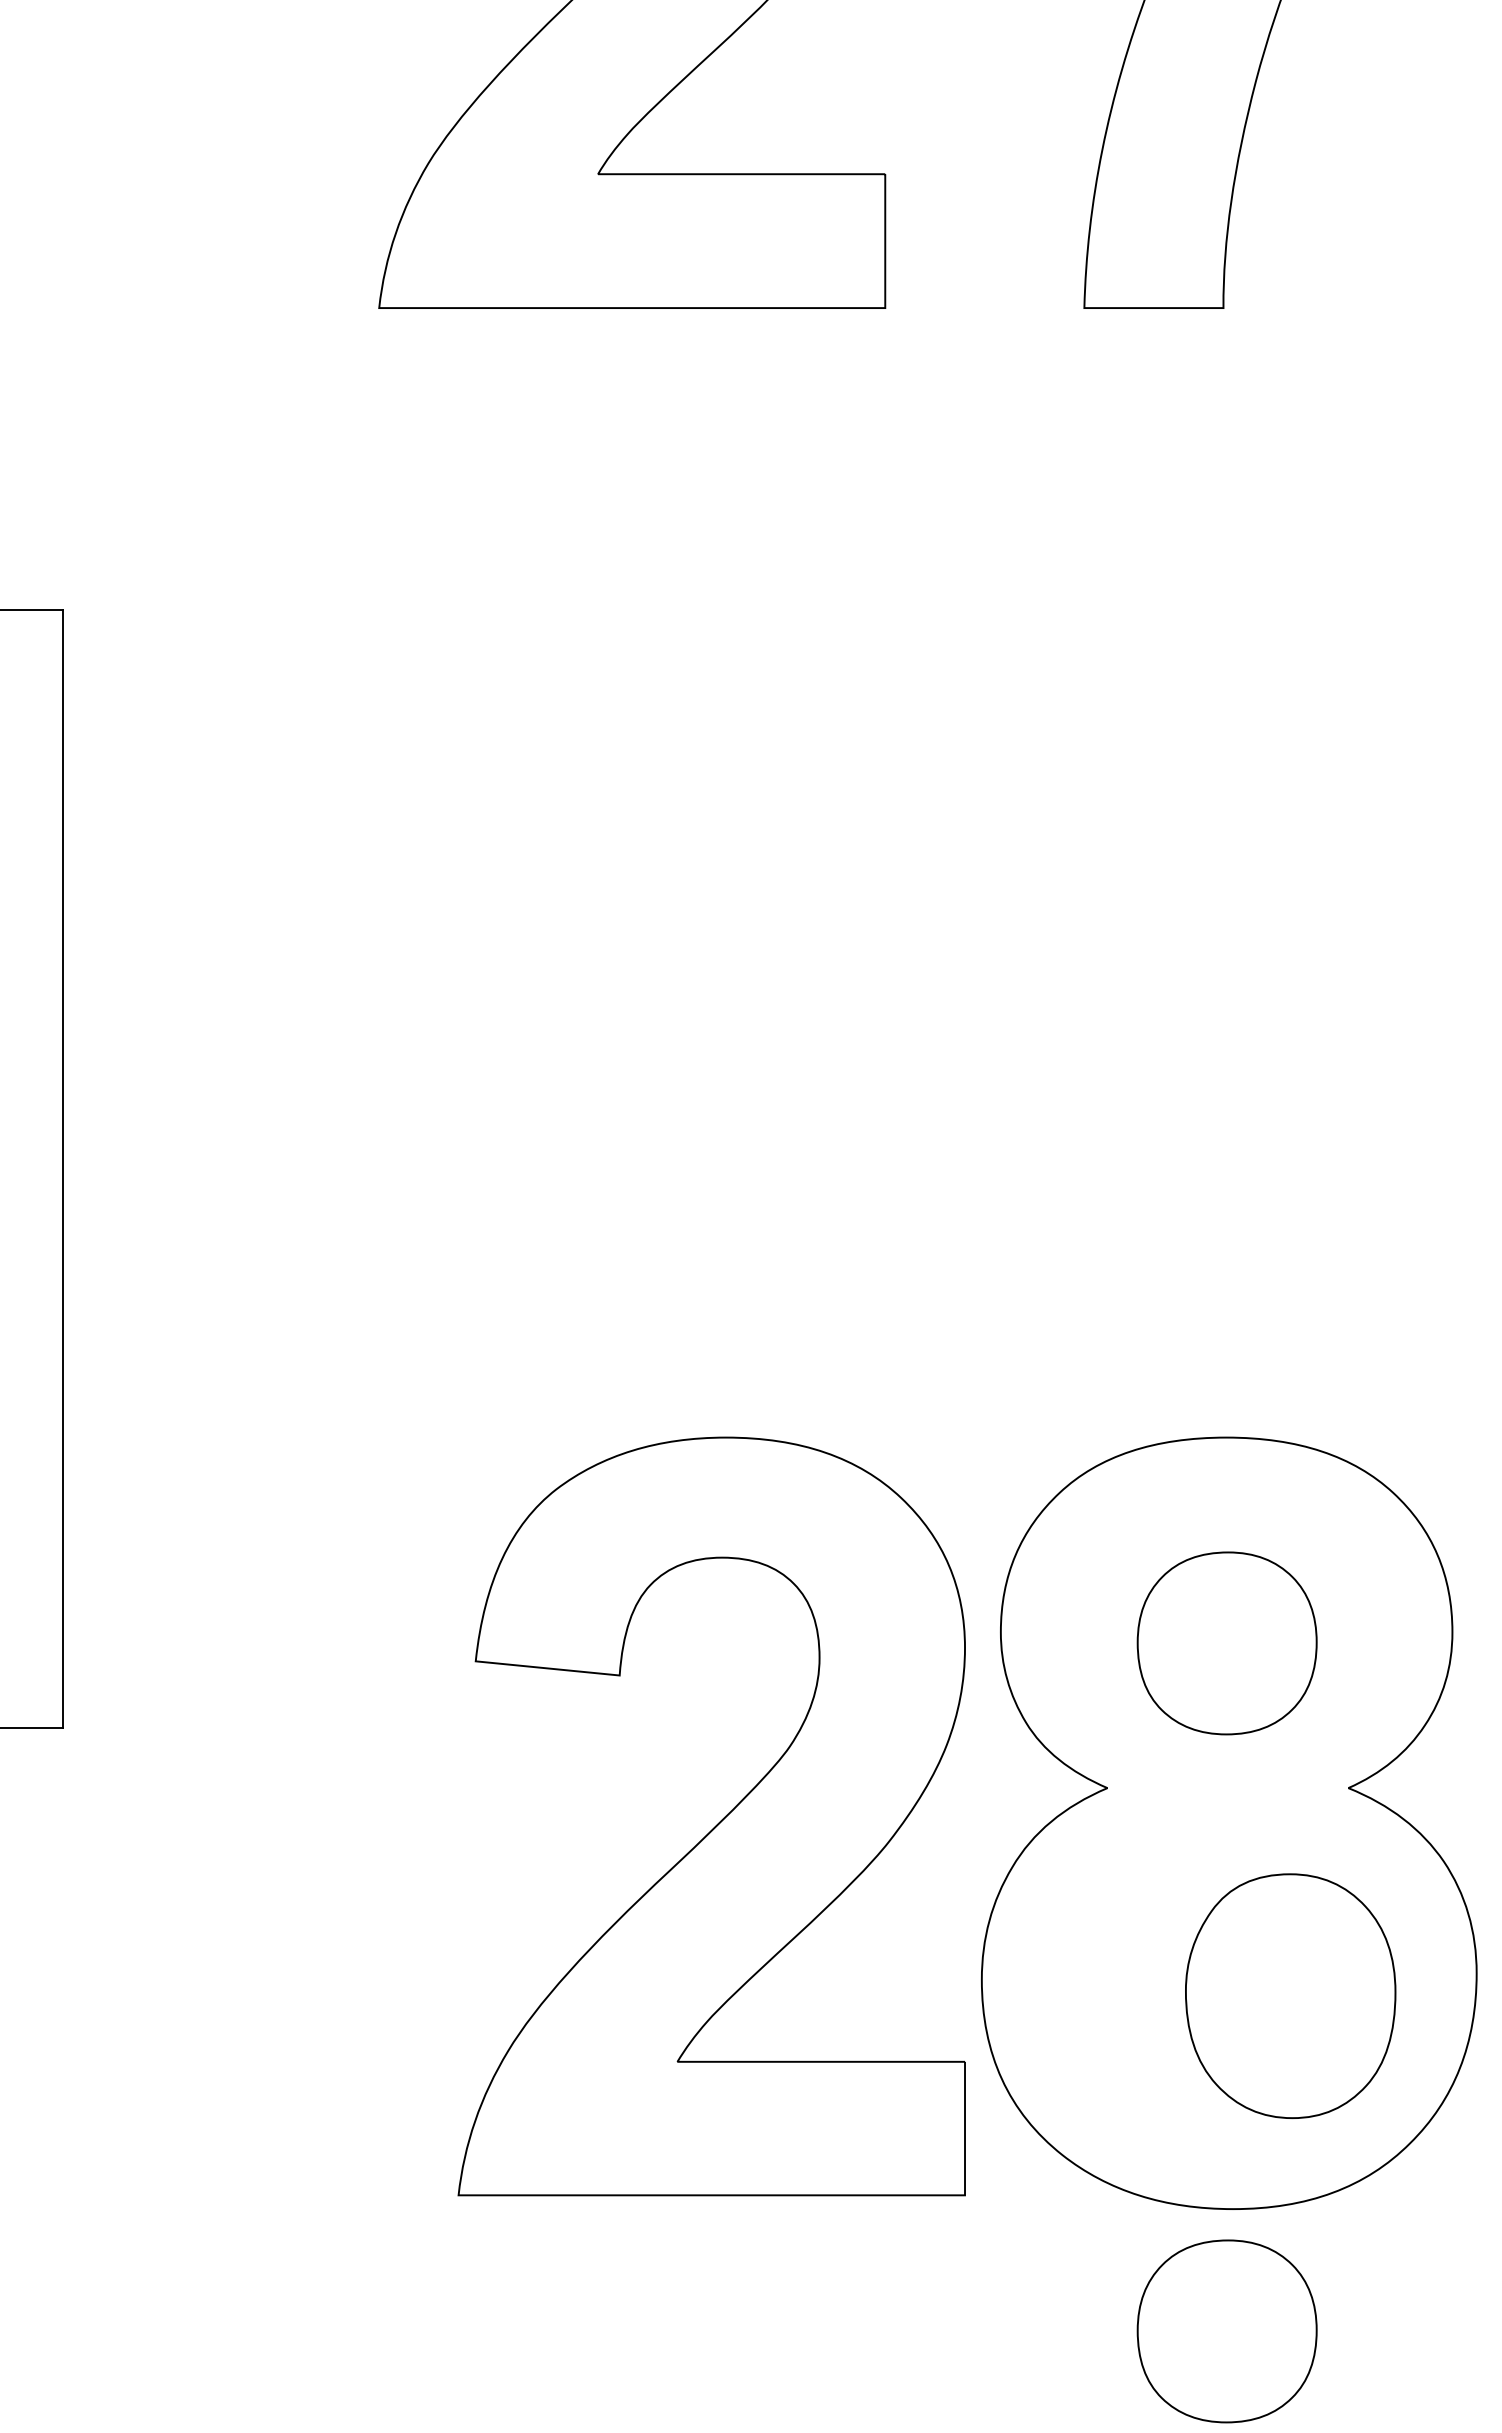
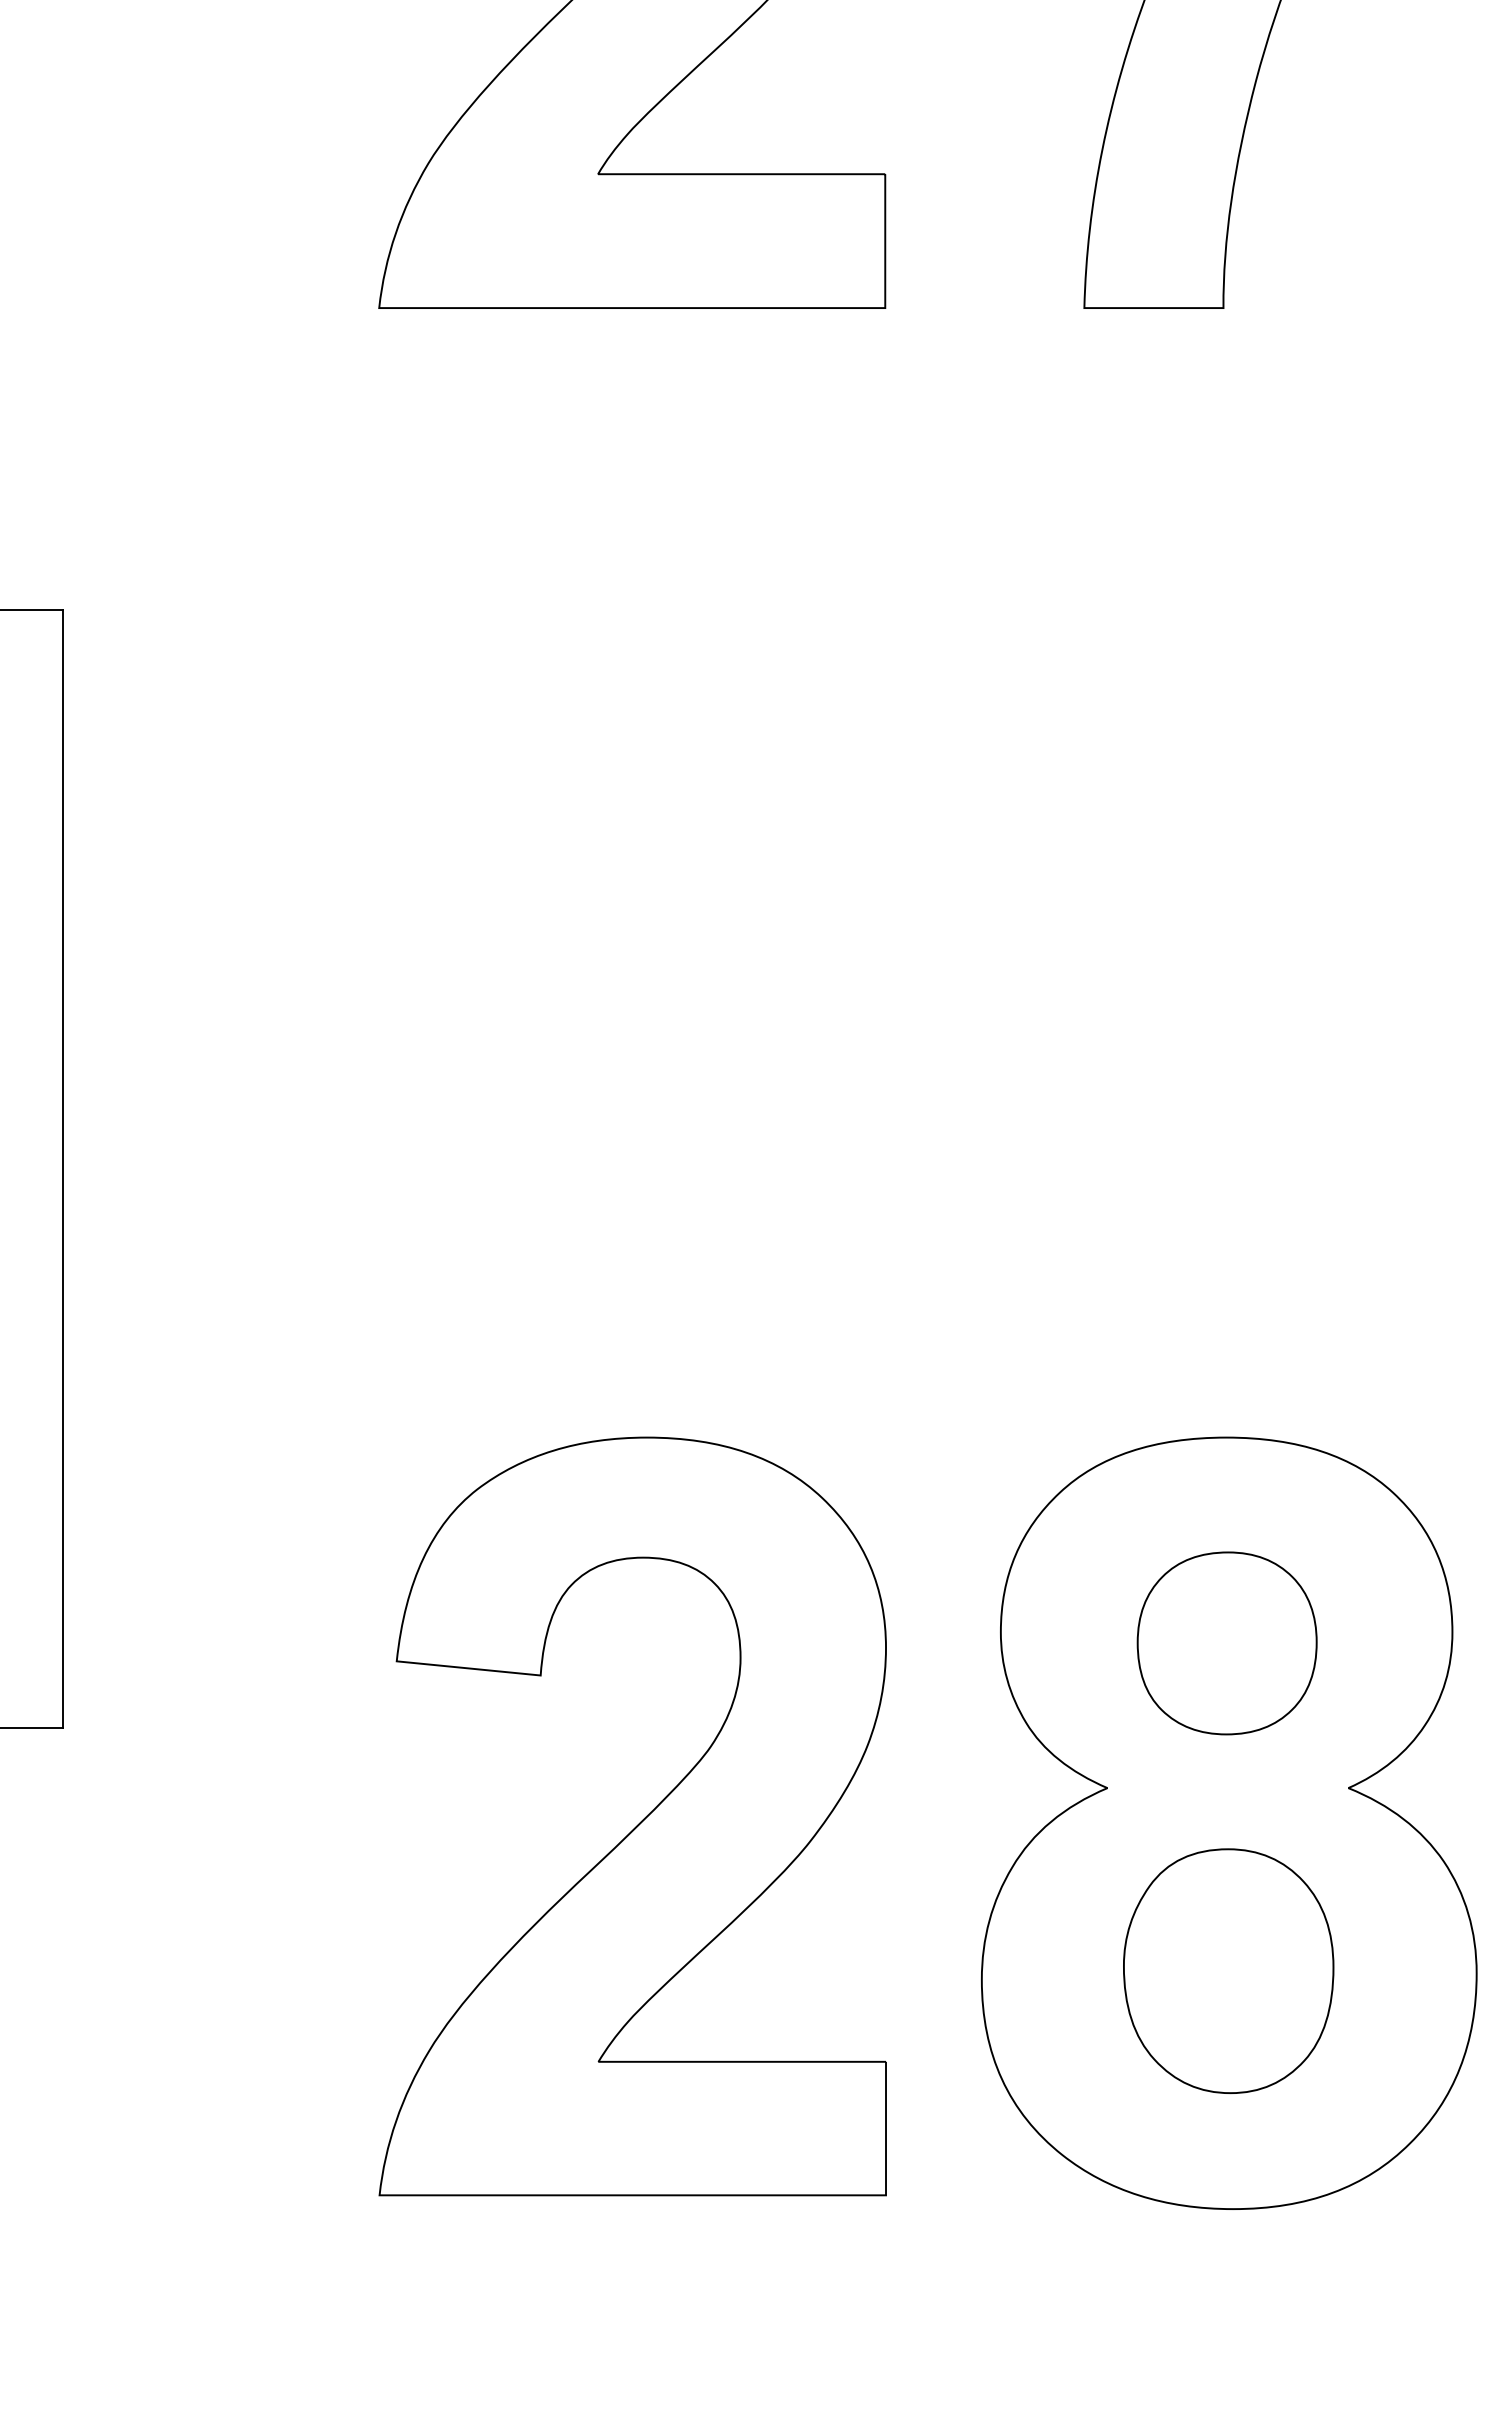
part position: (718, 1822) -> (639, 1822) (639, 1822)
part position: (1290, 1995) -> (1228, 1970) (1228, 1970)
part: present -> none (1226, 2331)
